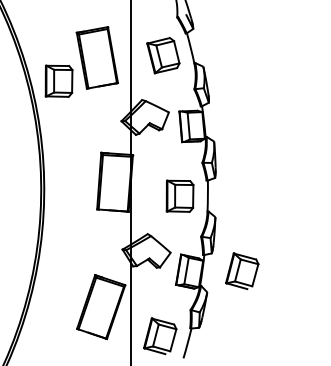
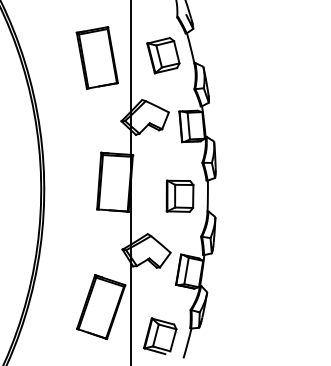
part: present -> none (58, 80)
part: present -> none (242, 271)
